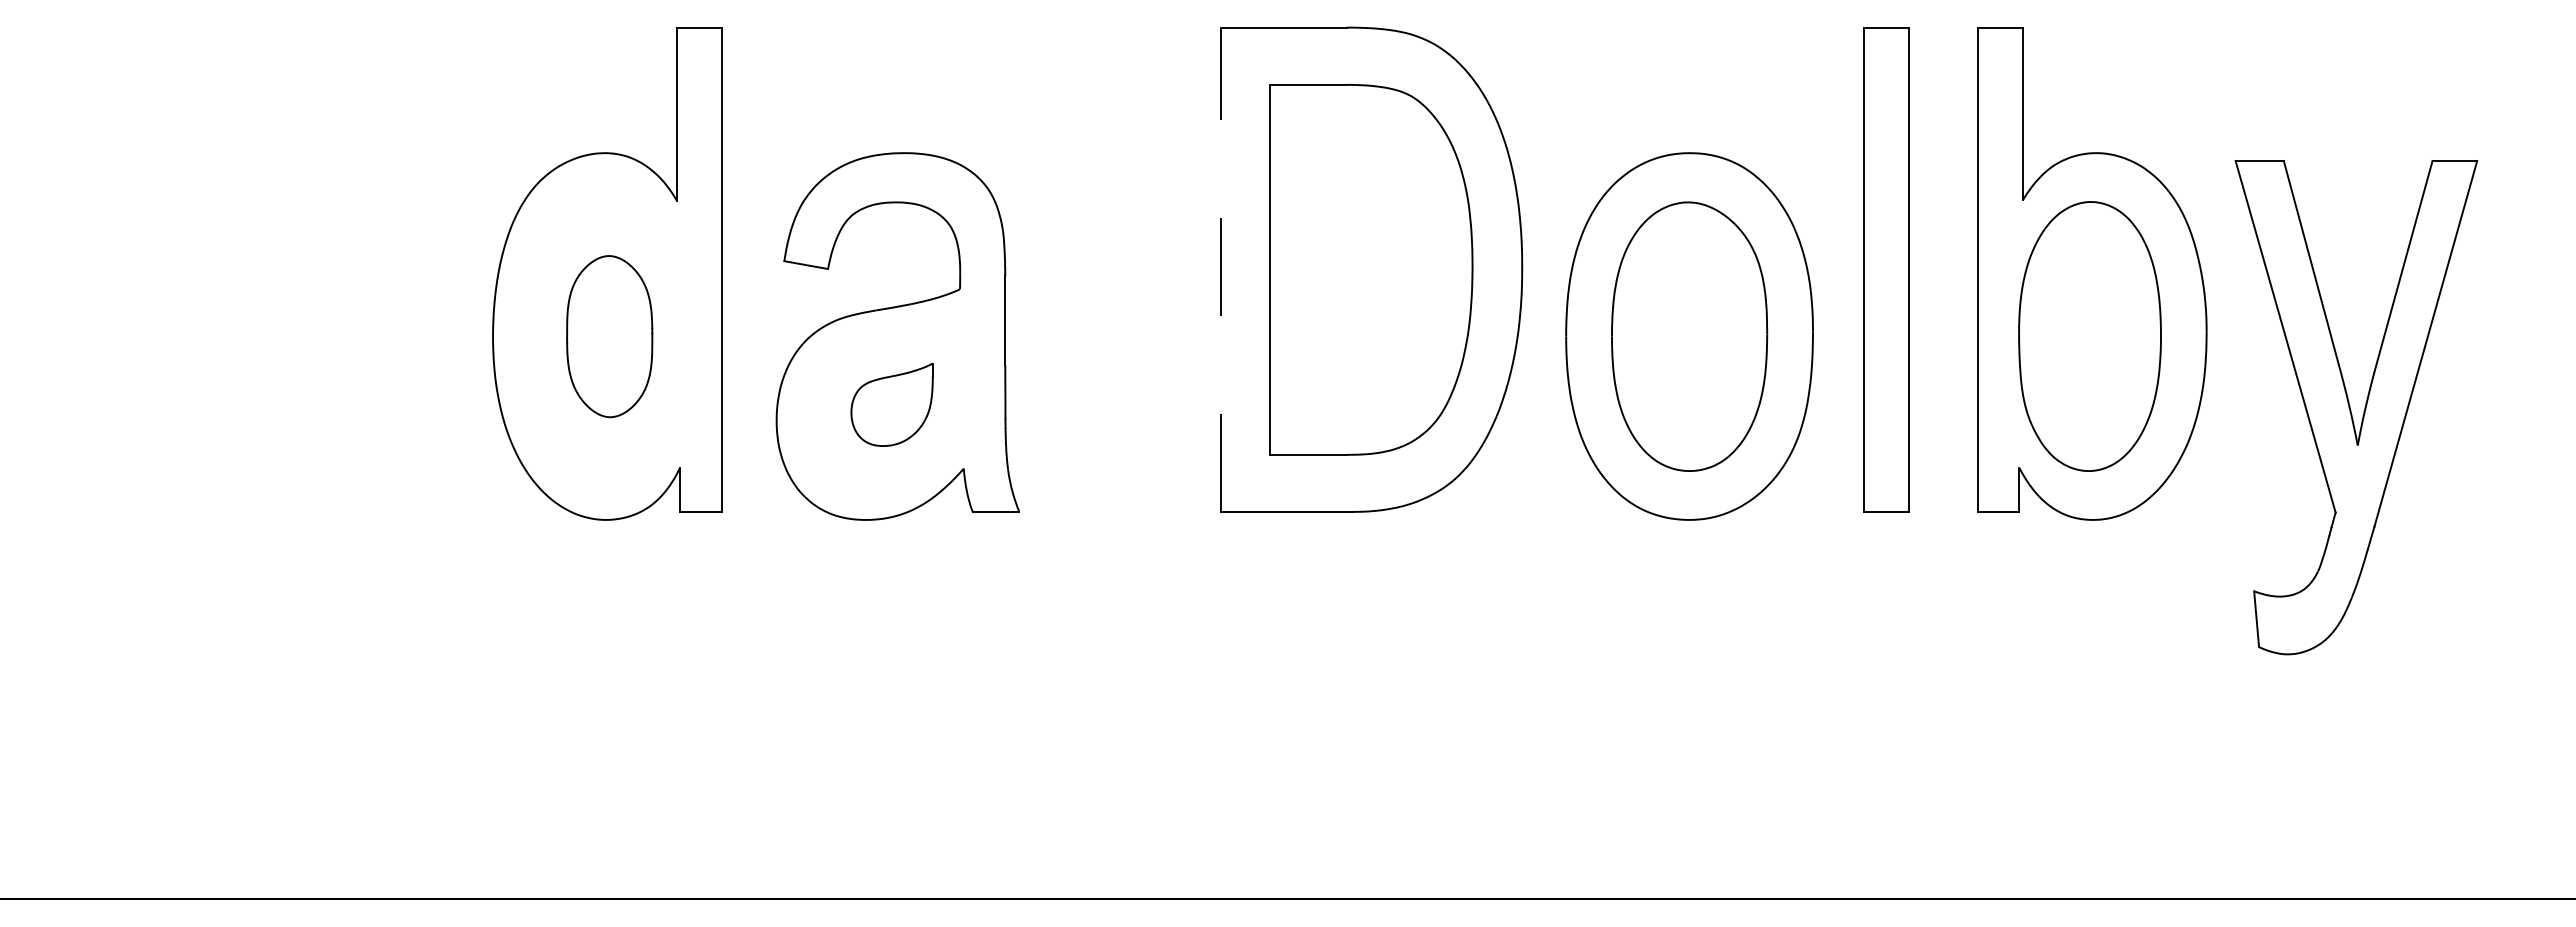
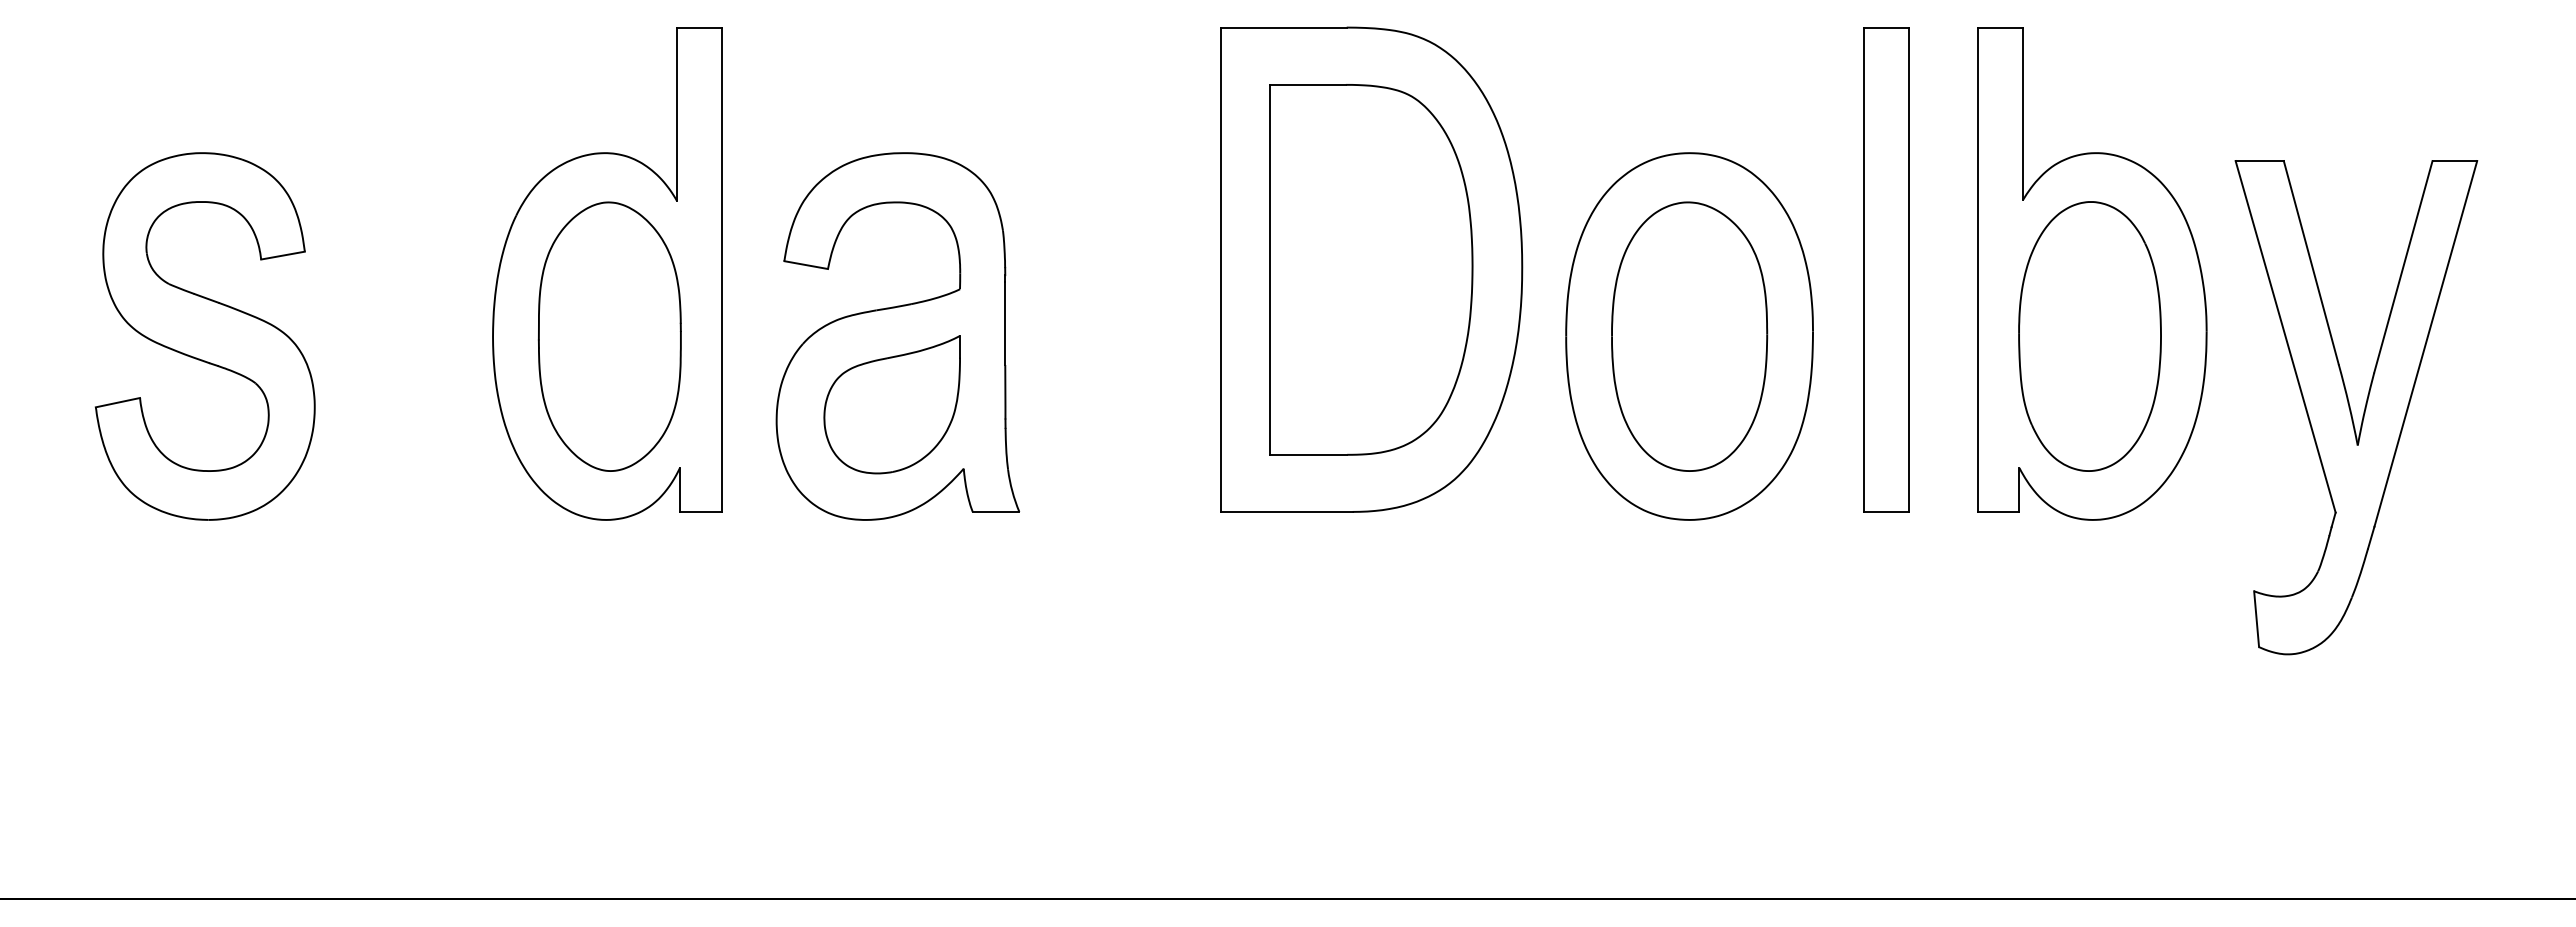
line: dashed -> solid (1221, 269)
part: none -> present (205, 336)
part size: 88x164 px -> 145x271 px (609, 336)
part size: 84x84 px -> 138x140 px (891, 404)
